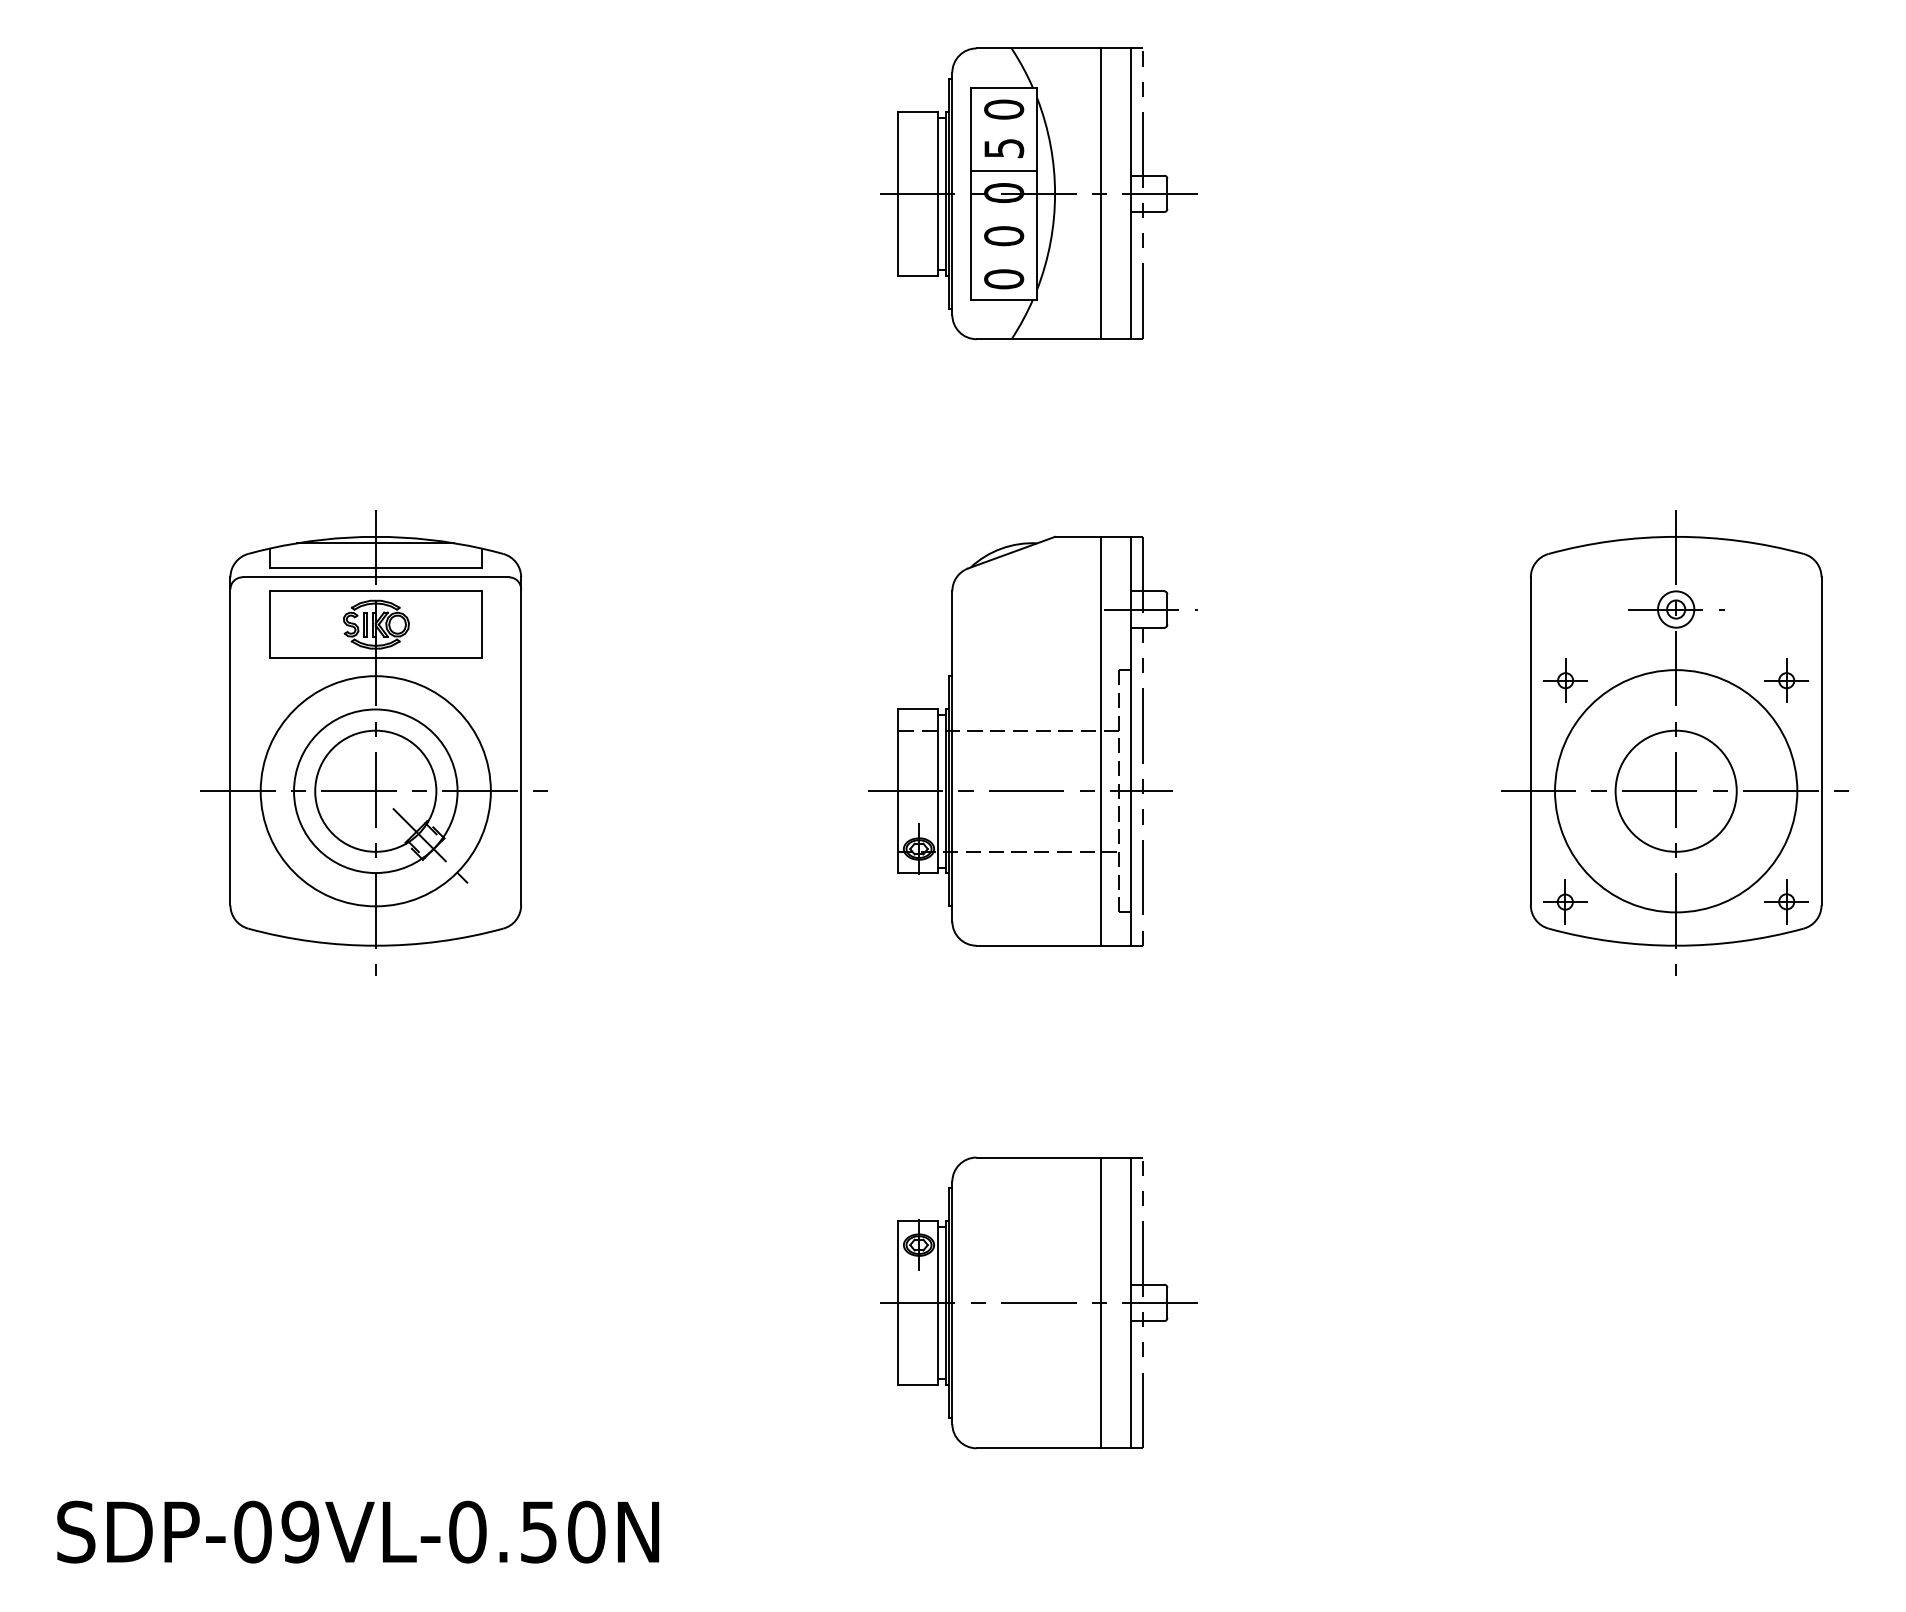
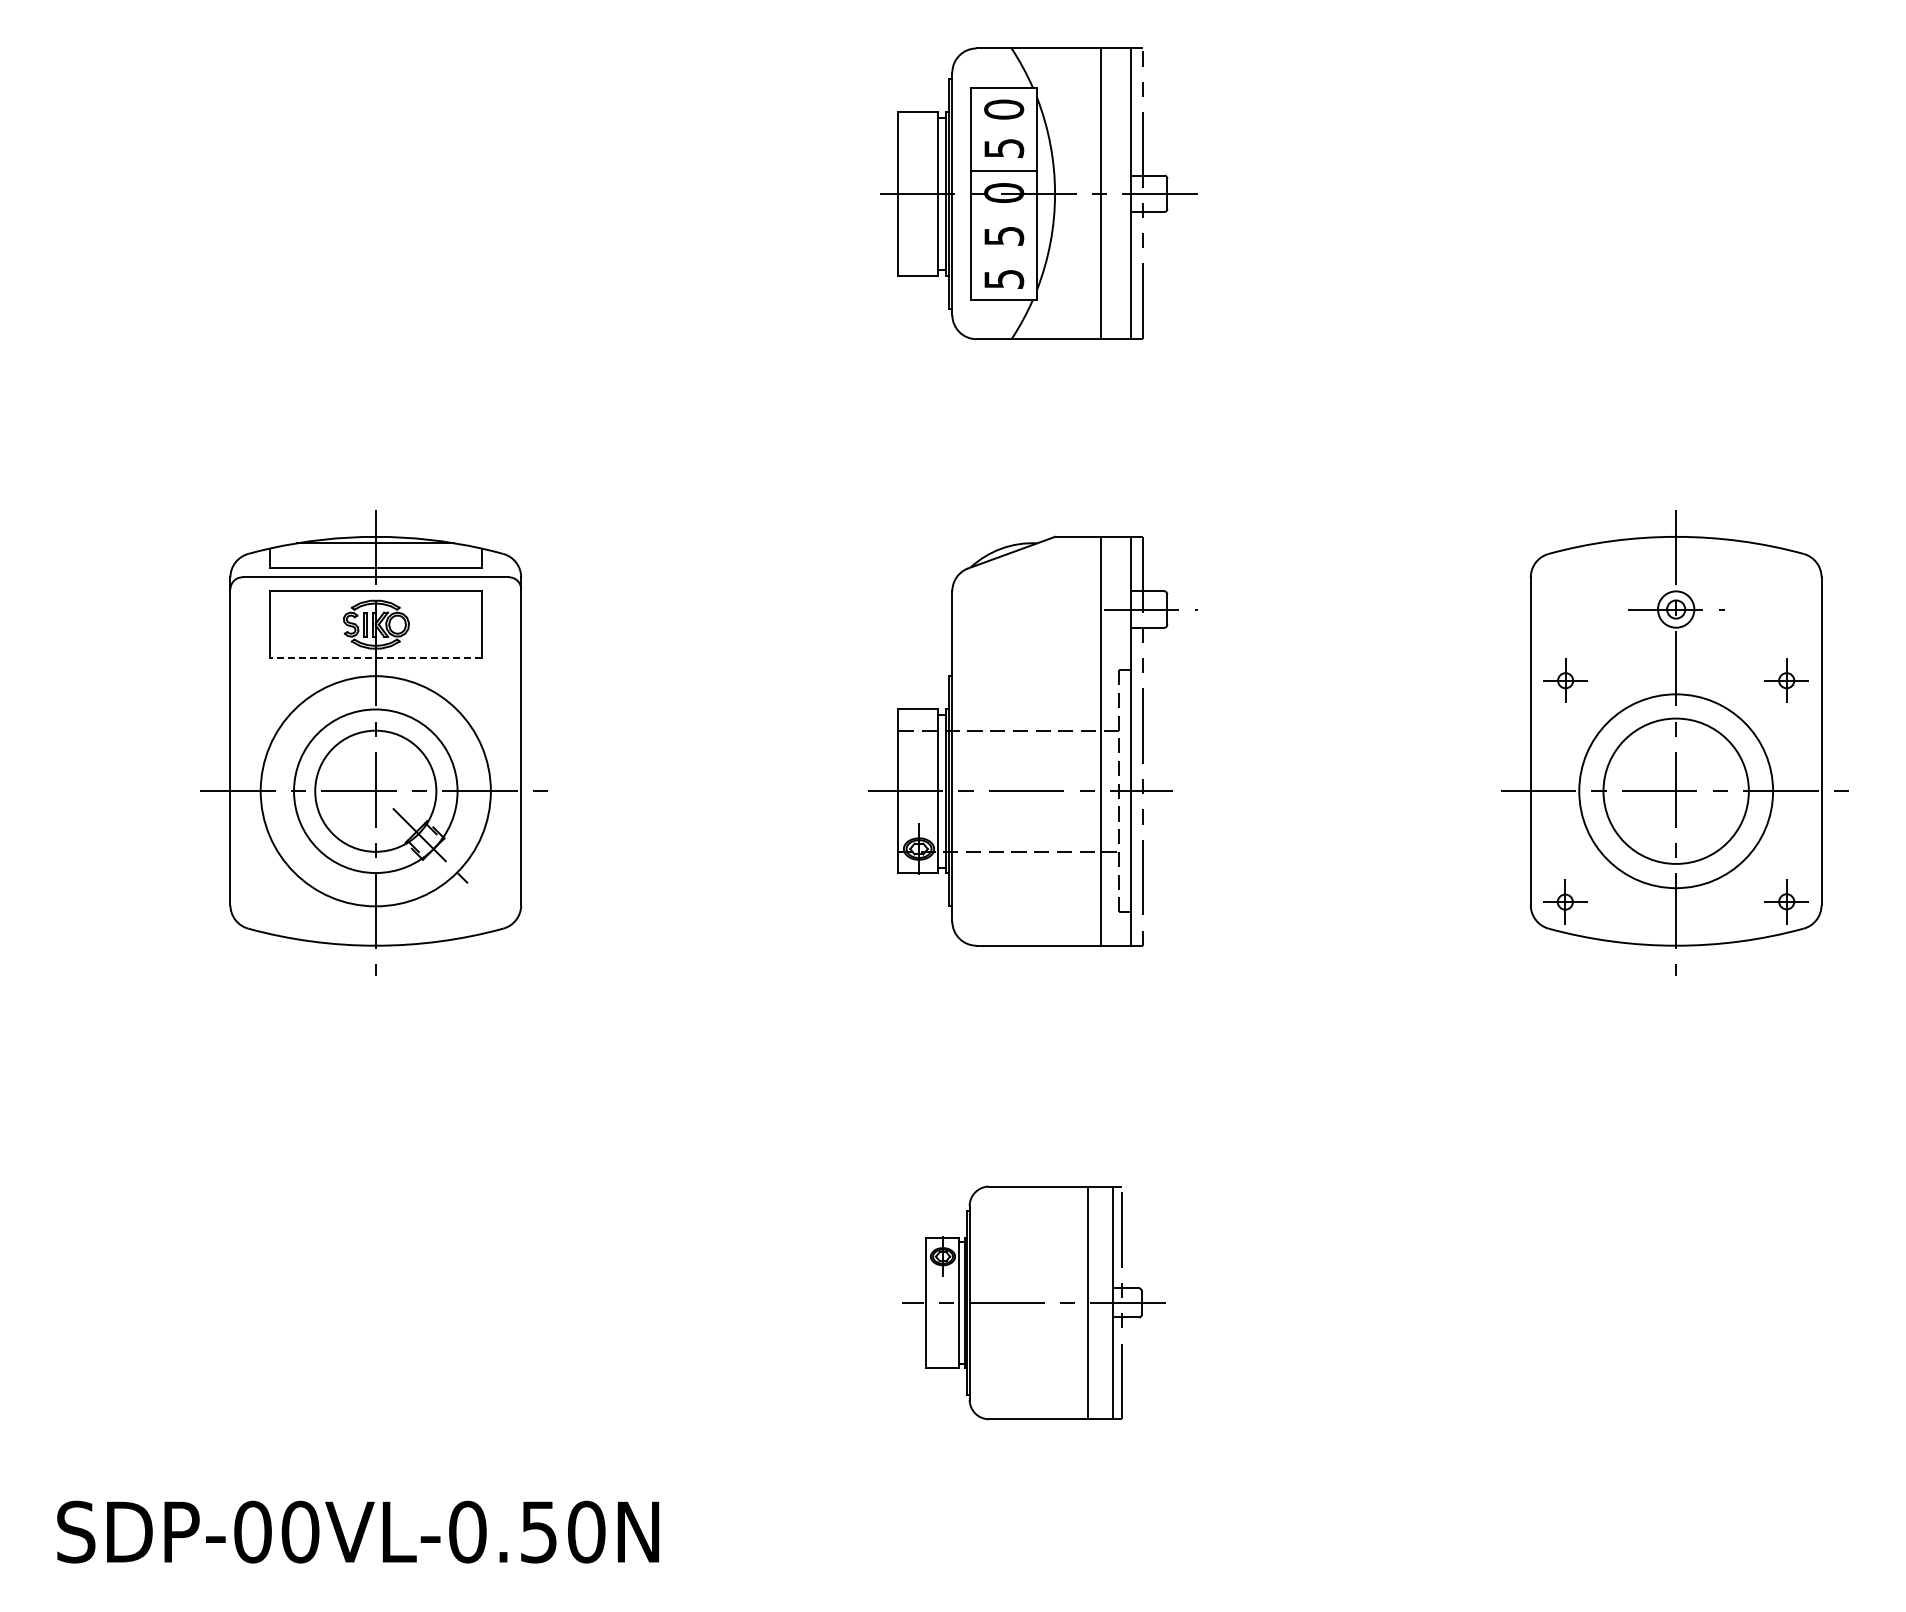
text: 0 -> 5 (1004, 236)
text: 0 -> 5 (1004, 279)
line: solid -> dashed (375, 658)
circle diameter: 121 px -> 194 px (1676, 791)
circle diameter: 242 px -> 145 px (1675, 790)
part size: 318x294 px -> 261x236 px (1035, 1302)
text: SDP-09VL-0.50N -> SDP-00VL-0.50N (300, 1531)
